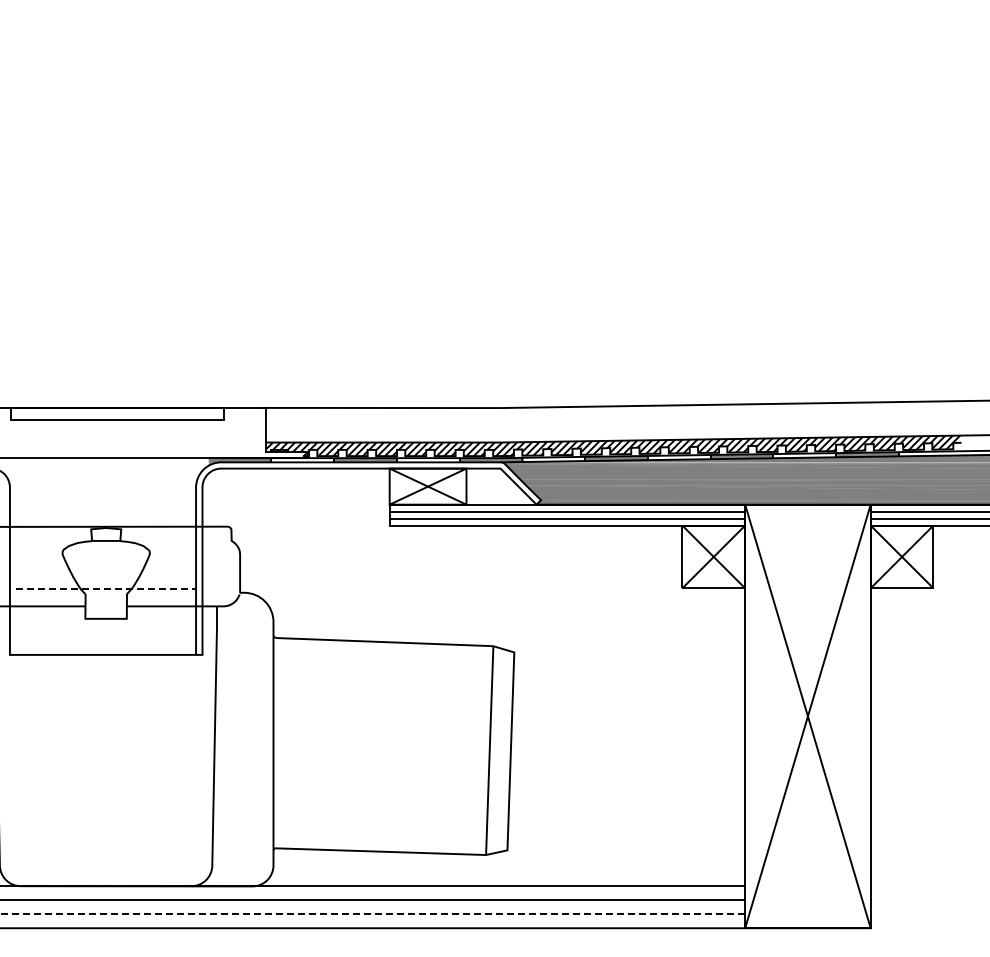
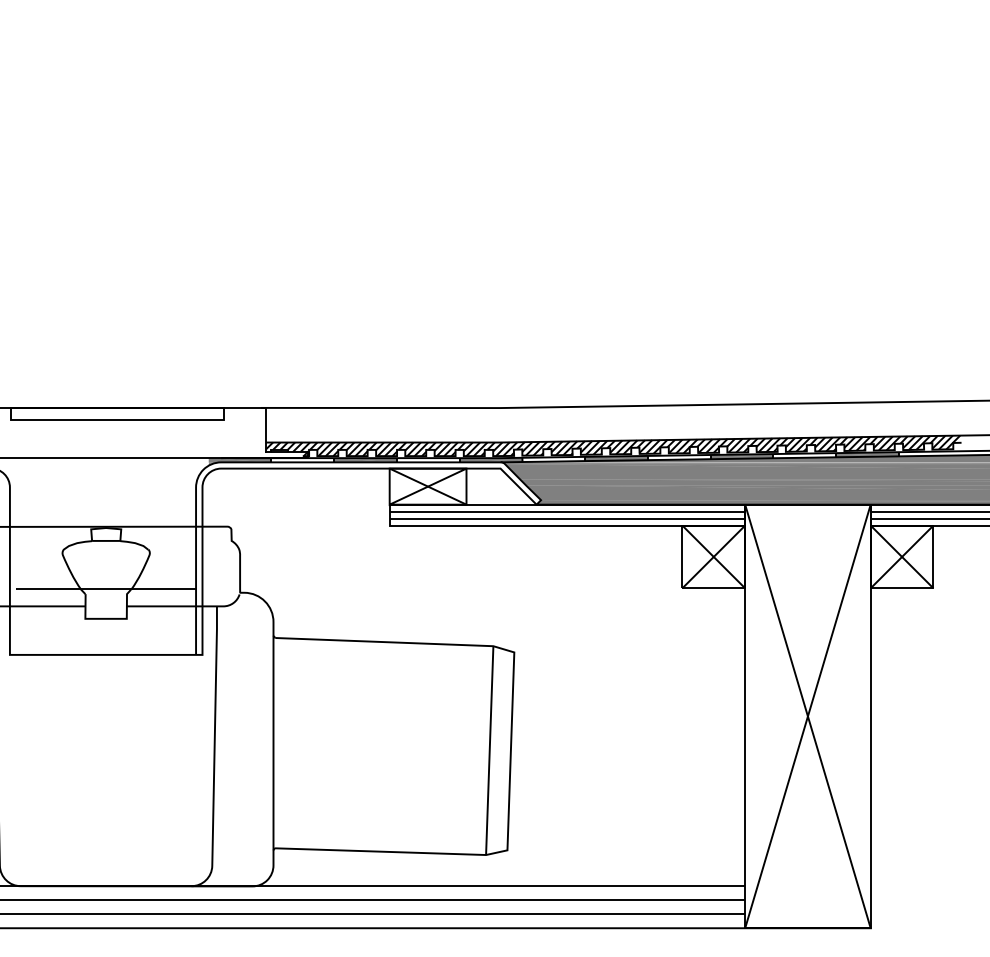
line: dashed -> solid (106, 588)
line: dashed -> solid (373, 914)
